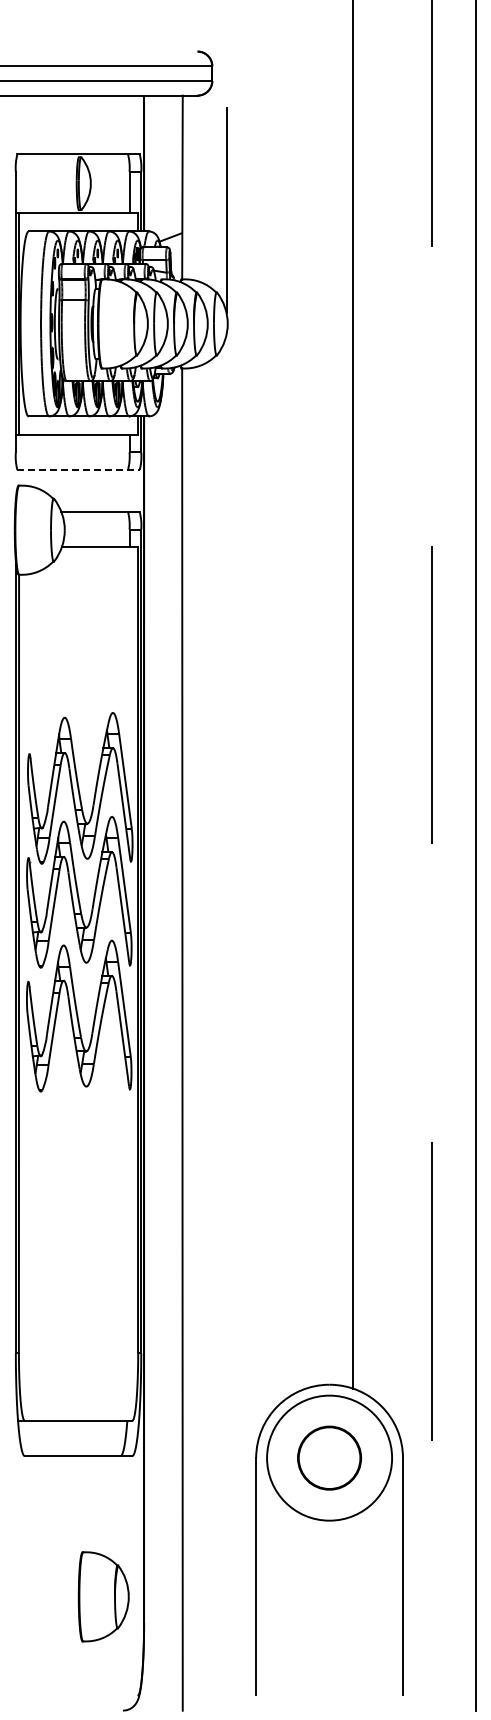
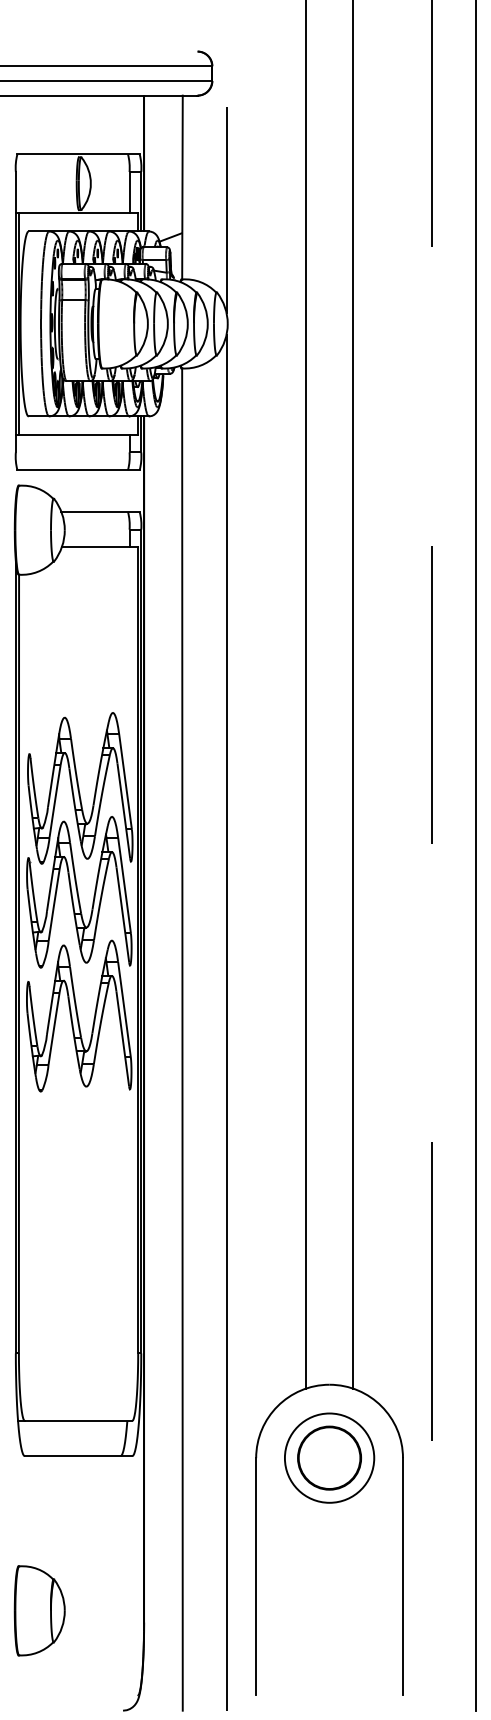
line: dashed -> solid (79, 470)
line: none -> present (305, 695)
line: none -> present (226, 1021)
circle diameter: 125 px -> 89 px (329, 1457)
part position: (103, 1596) -> (39, 1610) (39, 1610)
